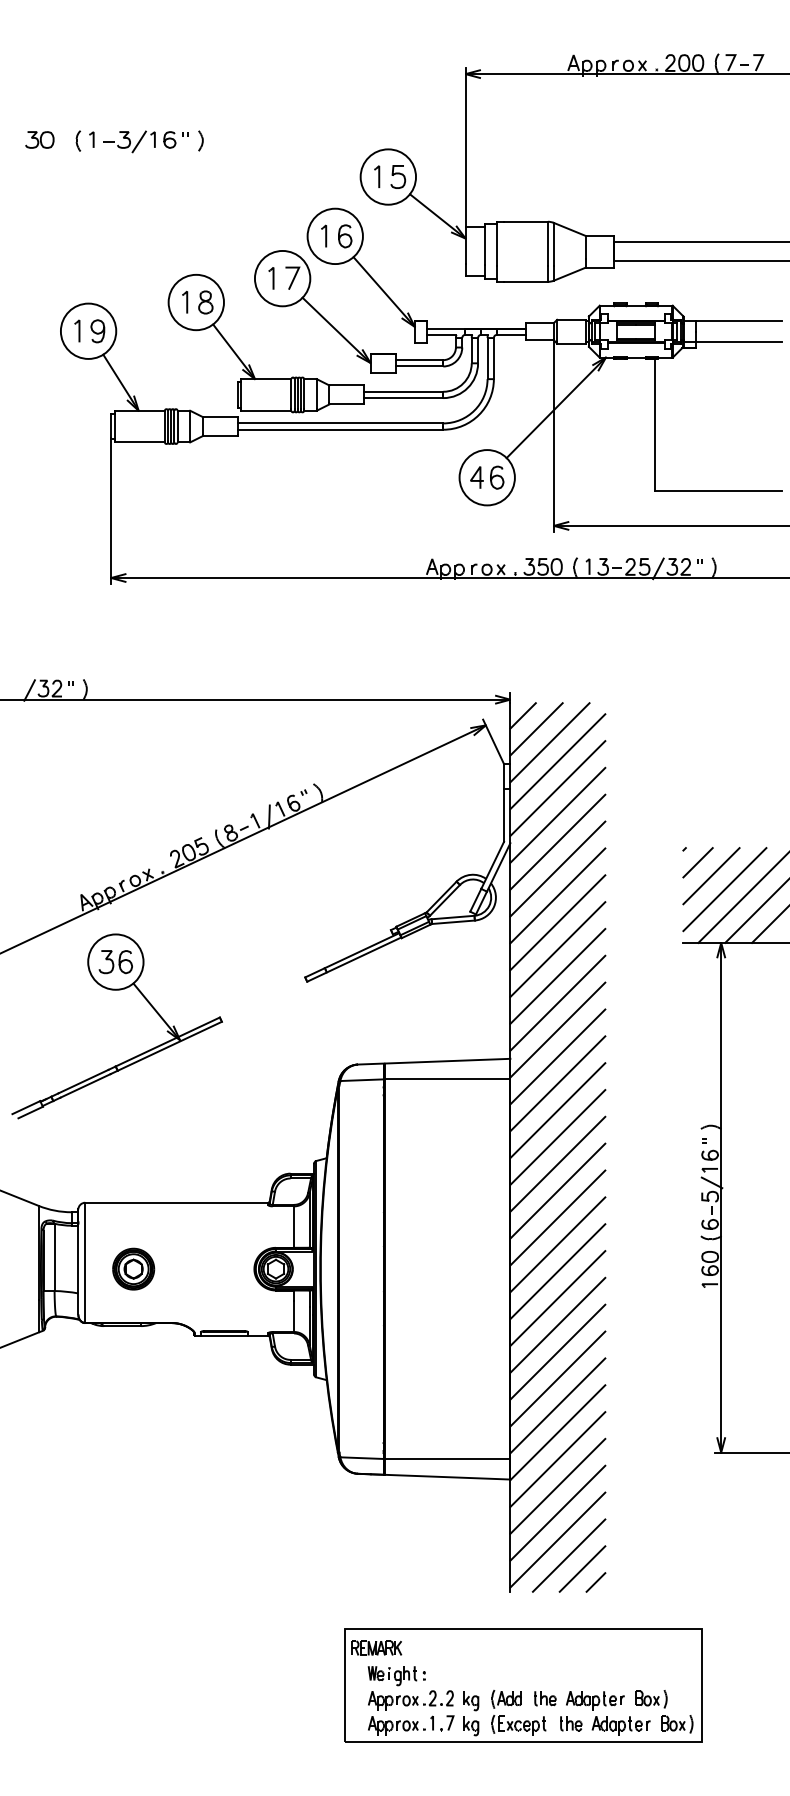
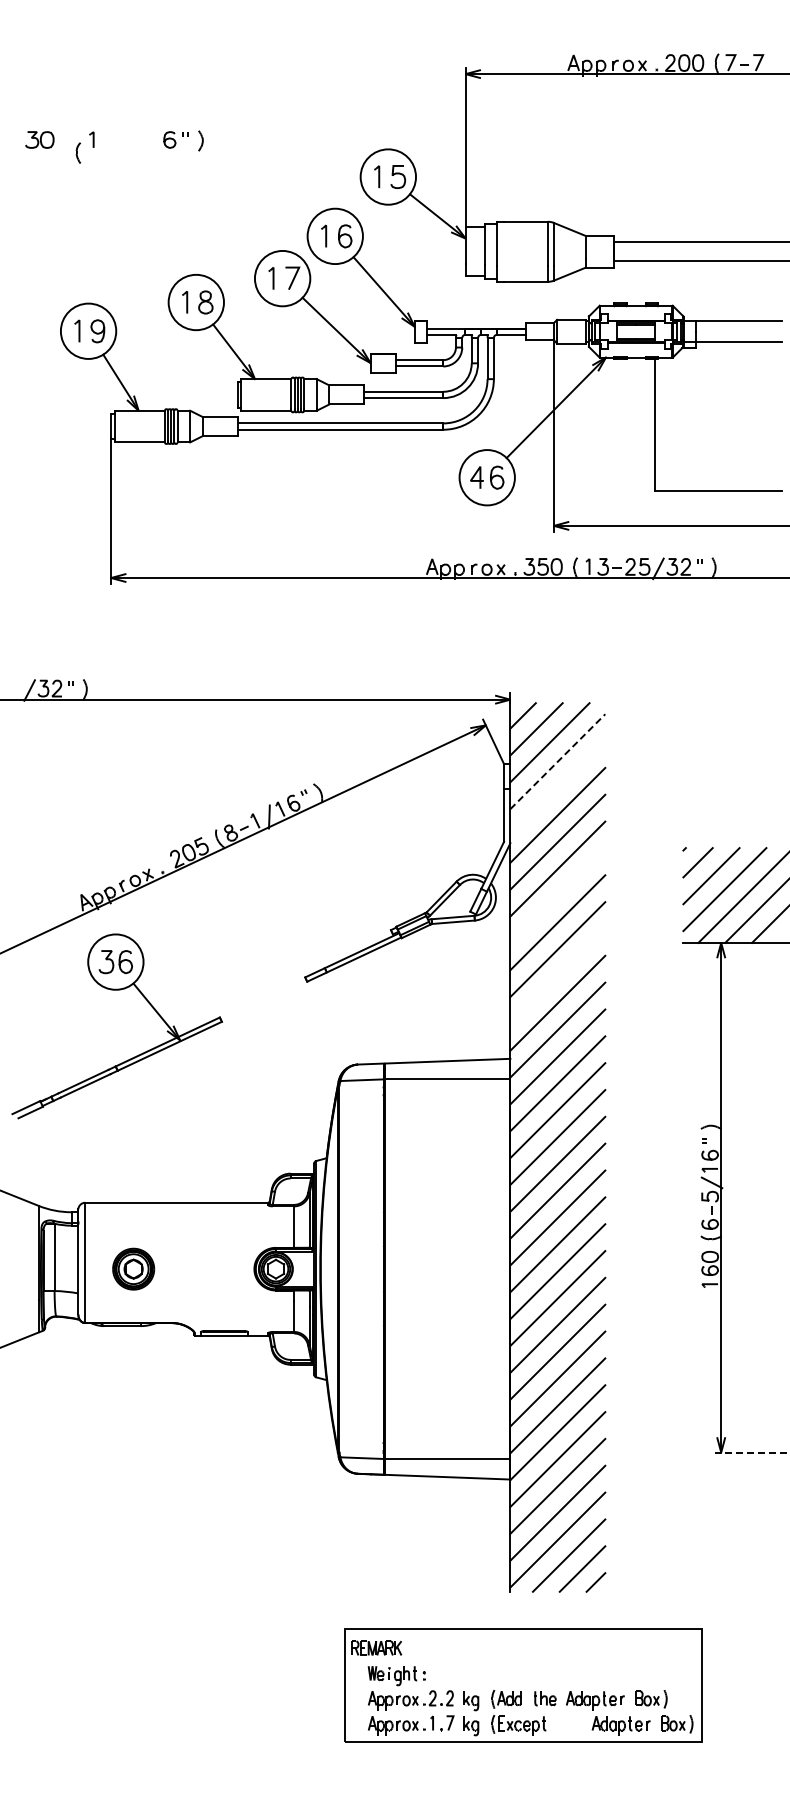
part position: (78, 140) -> (78, 152) (78, 152)
part: present -> none (129, 141)
line: solid -> dashed (558, 761)
line: present -> none (557, 788)
line: present -> none (557, 895)
line: present -> none (557, 975)
line: solid -> dashed (751, 1452)
part: present -> none (571, 1723)
